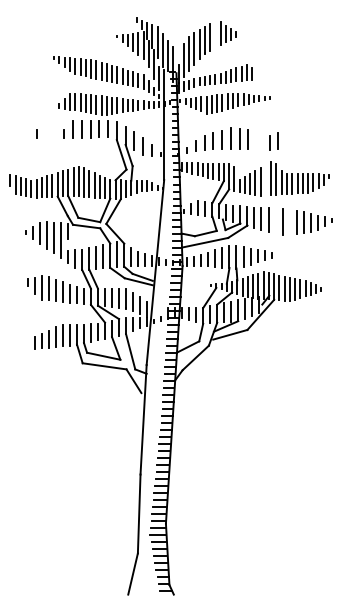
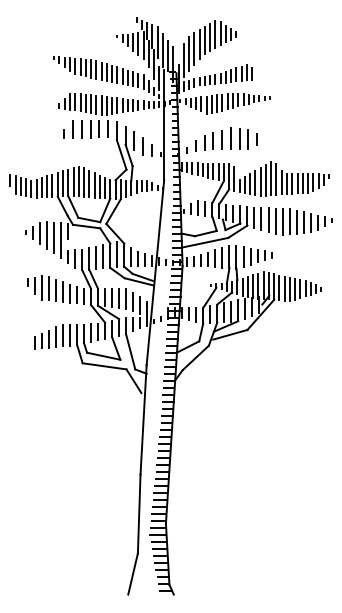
line: none -> present (215, 34)
line: present -> none (36, 133)
line: none -> present (256, 139)
part: present -> none (273, 141)
line: none -> present (265, 180)
line: none -> present (275, 220)
line: none -> present (289, 221)
